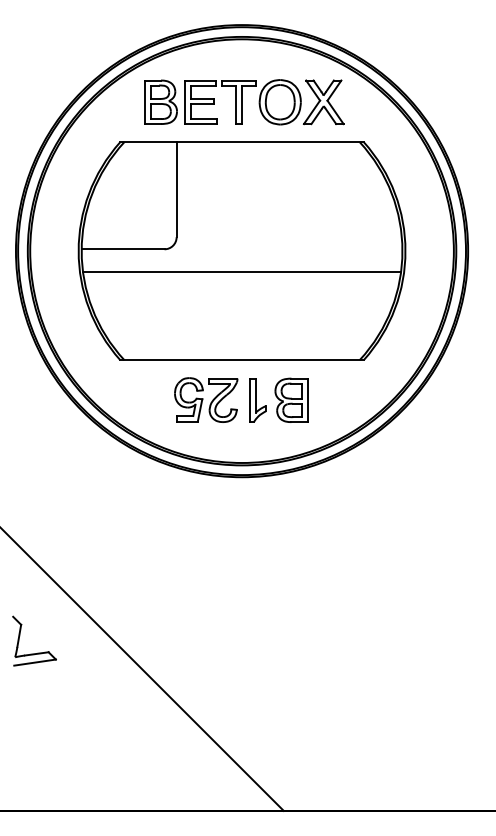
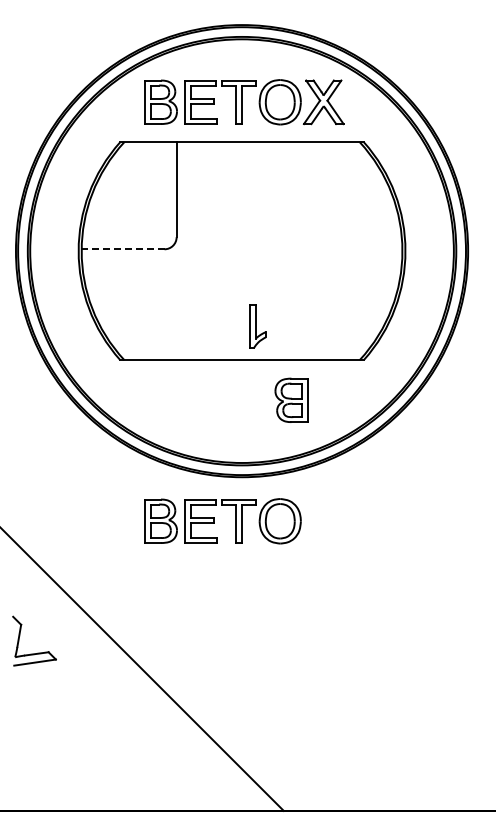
line: solid -> dashed (122, 249)
line: present -> none (242, 272)
part: present -> none (206, 399)
part position: (257, 400) -> (257, 326) (257, 326)
part: none -> present (214, 521)
